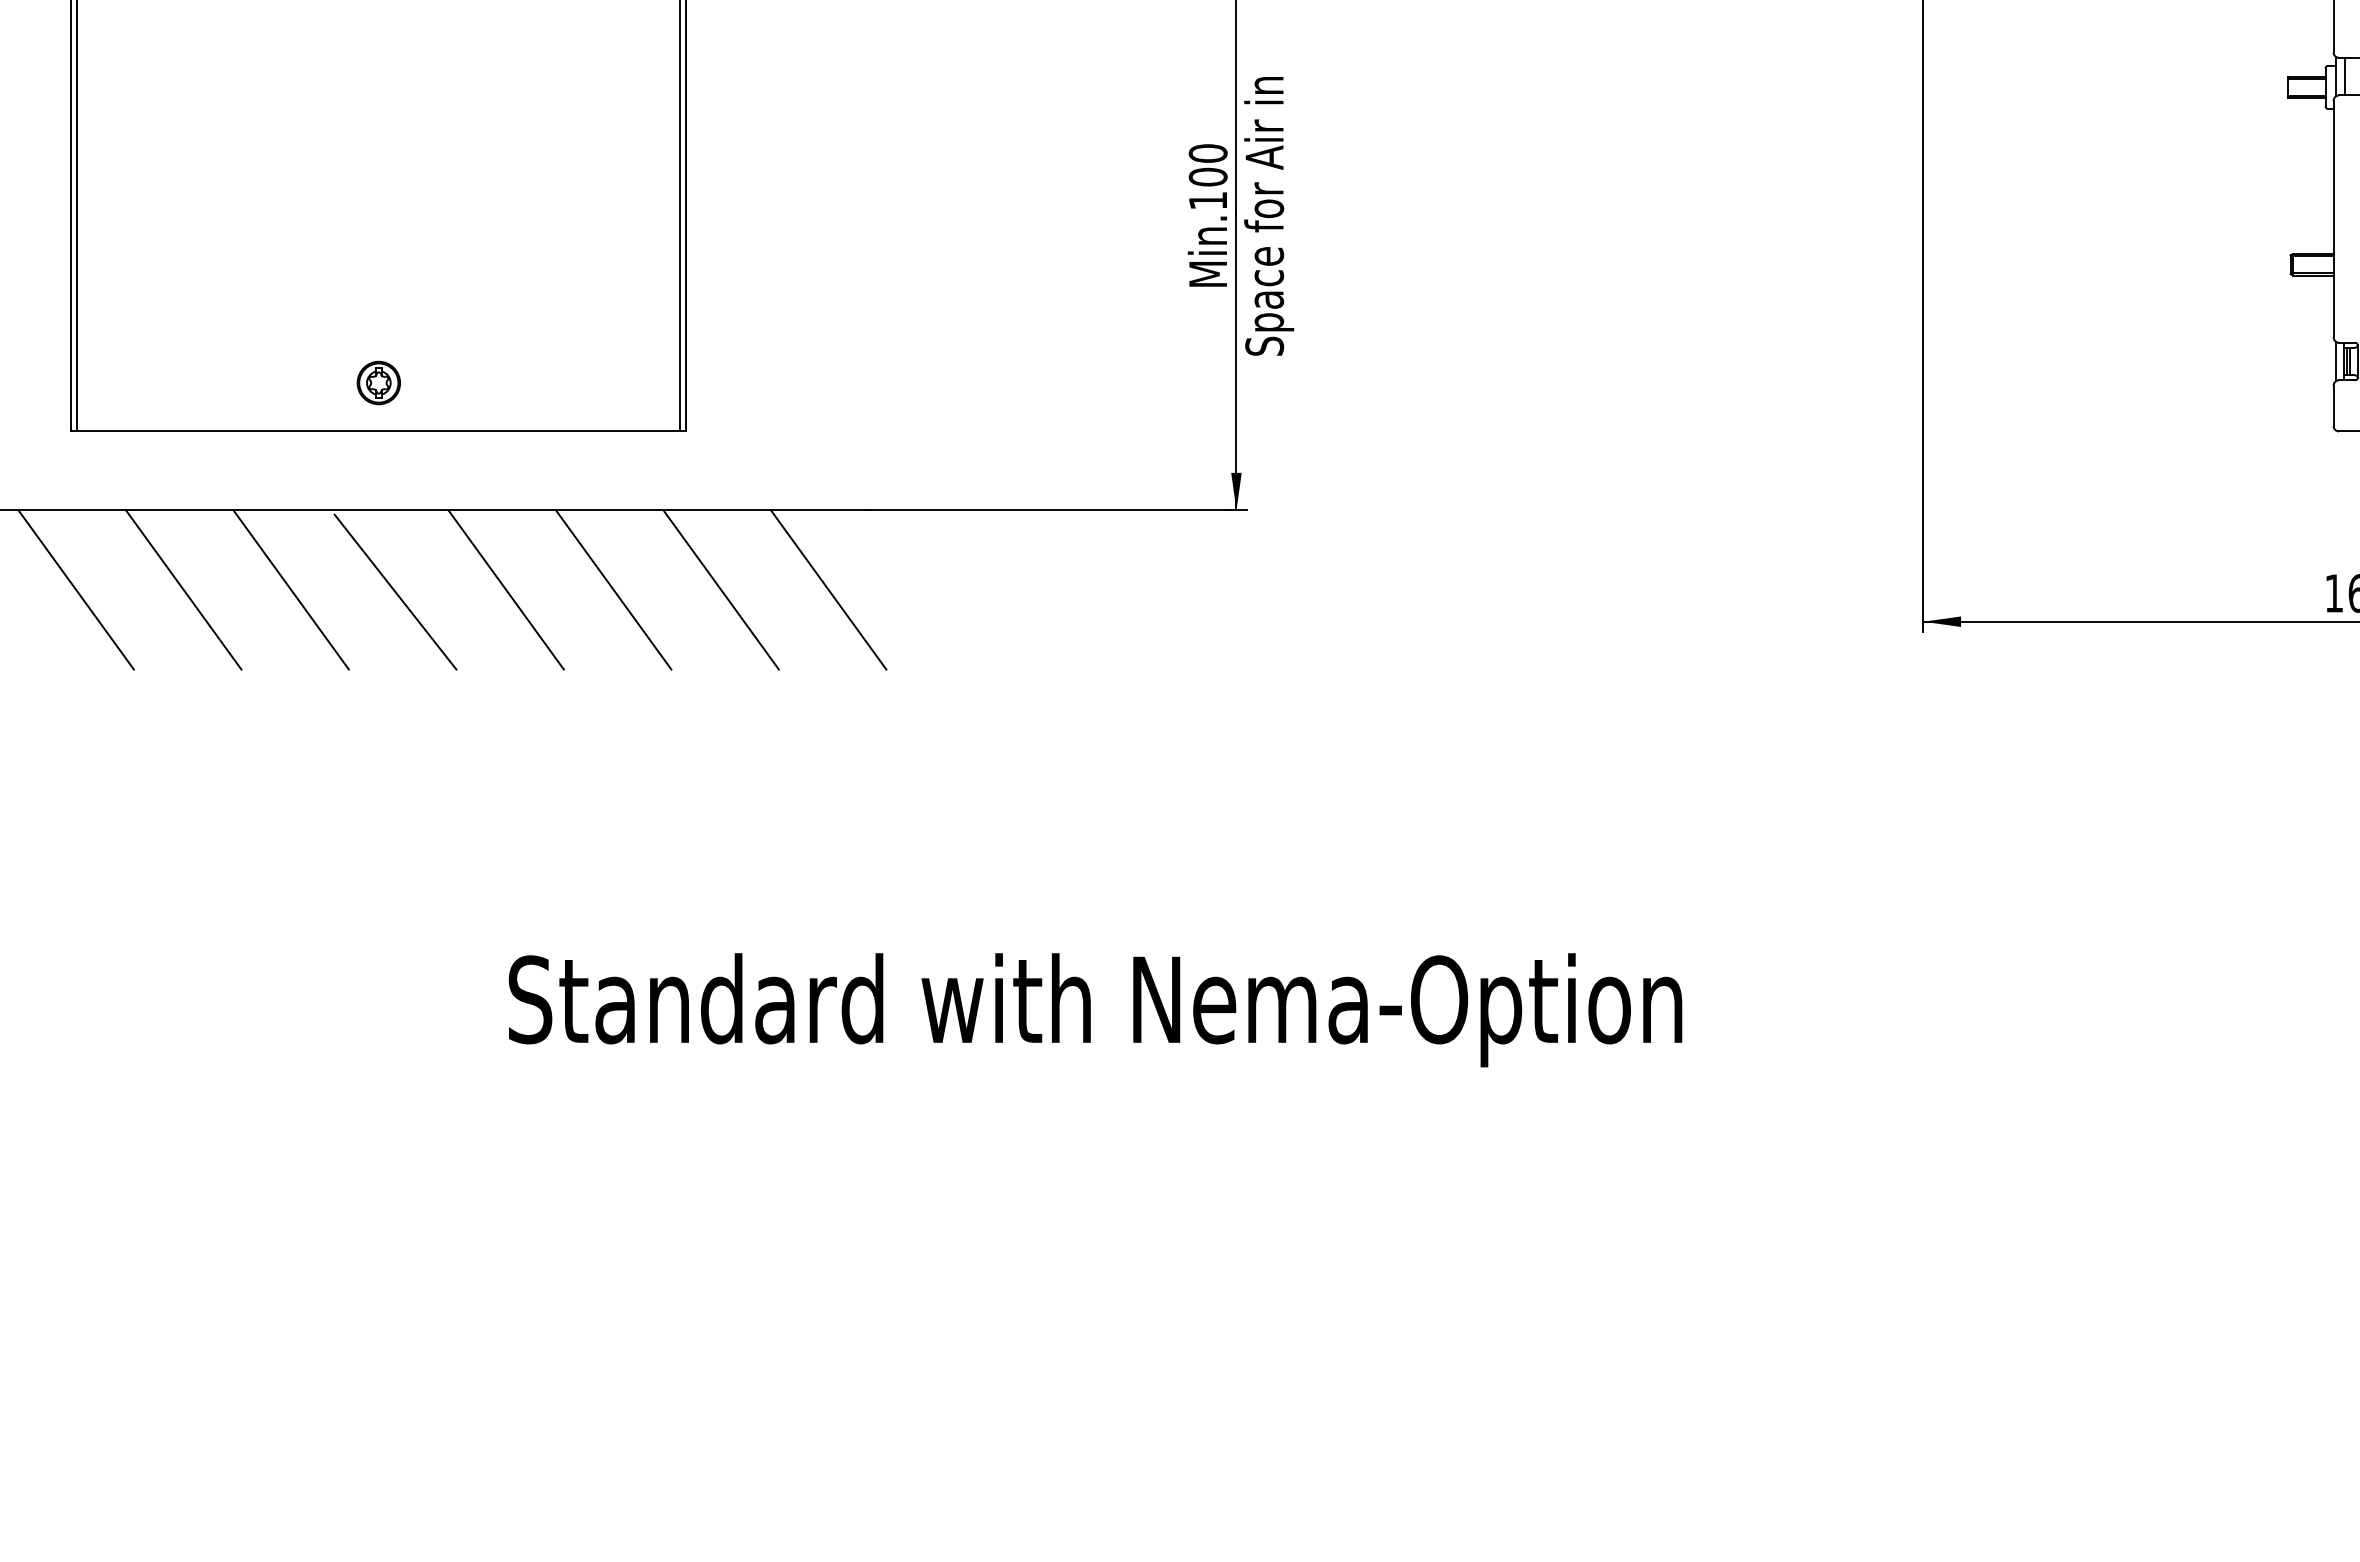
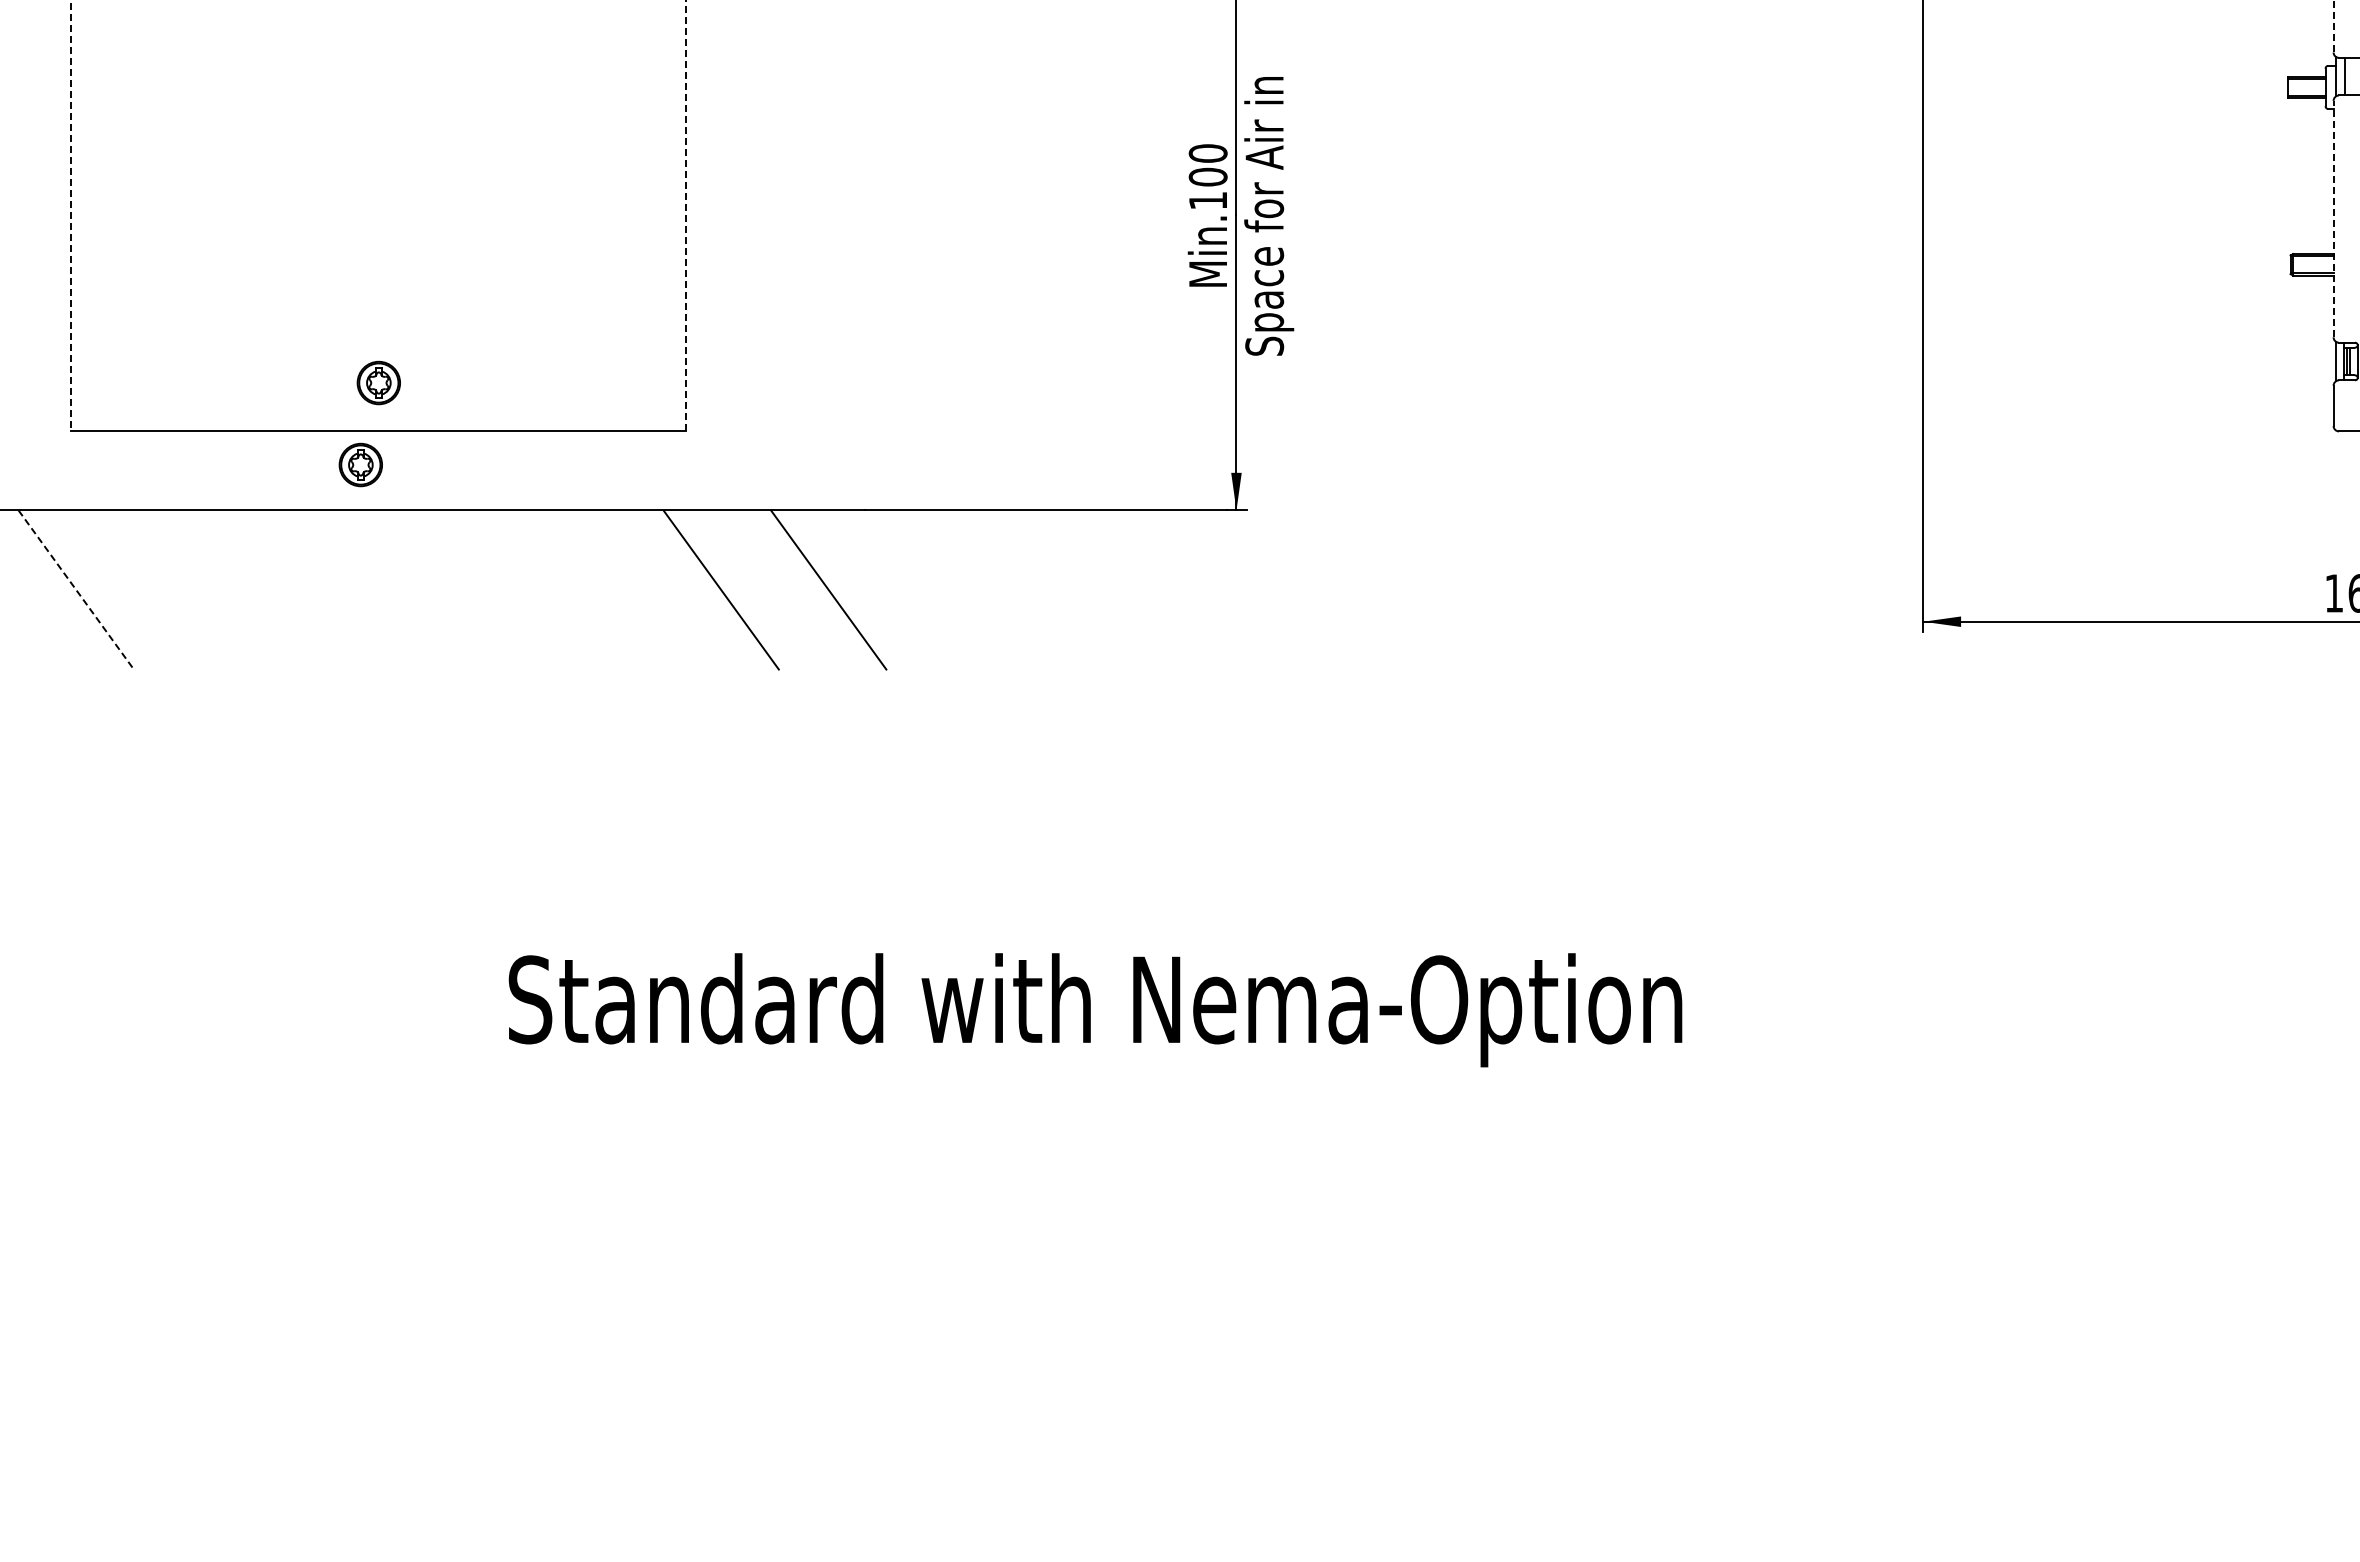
line: solid -> dashed (2333, 26)
line: solid -> dashed (686, 215)
line: solid -> dashed (71, 216)
line: present -> none (77, 216)
line: present -> none (680, 216)
line: solid -> dashed (2333, 218)
part: none -> present (360, 464)
line: present -> none (183, 589)
line: present -> none (290, 589)
line: present -> none (505, 589)
line: present -> none (613, 589)
line: solid -> dashed (76, 590)
line: present -> none (395, 591)
